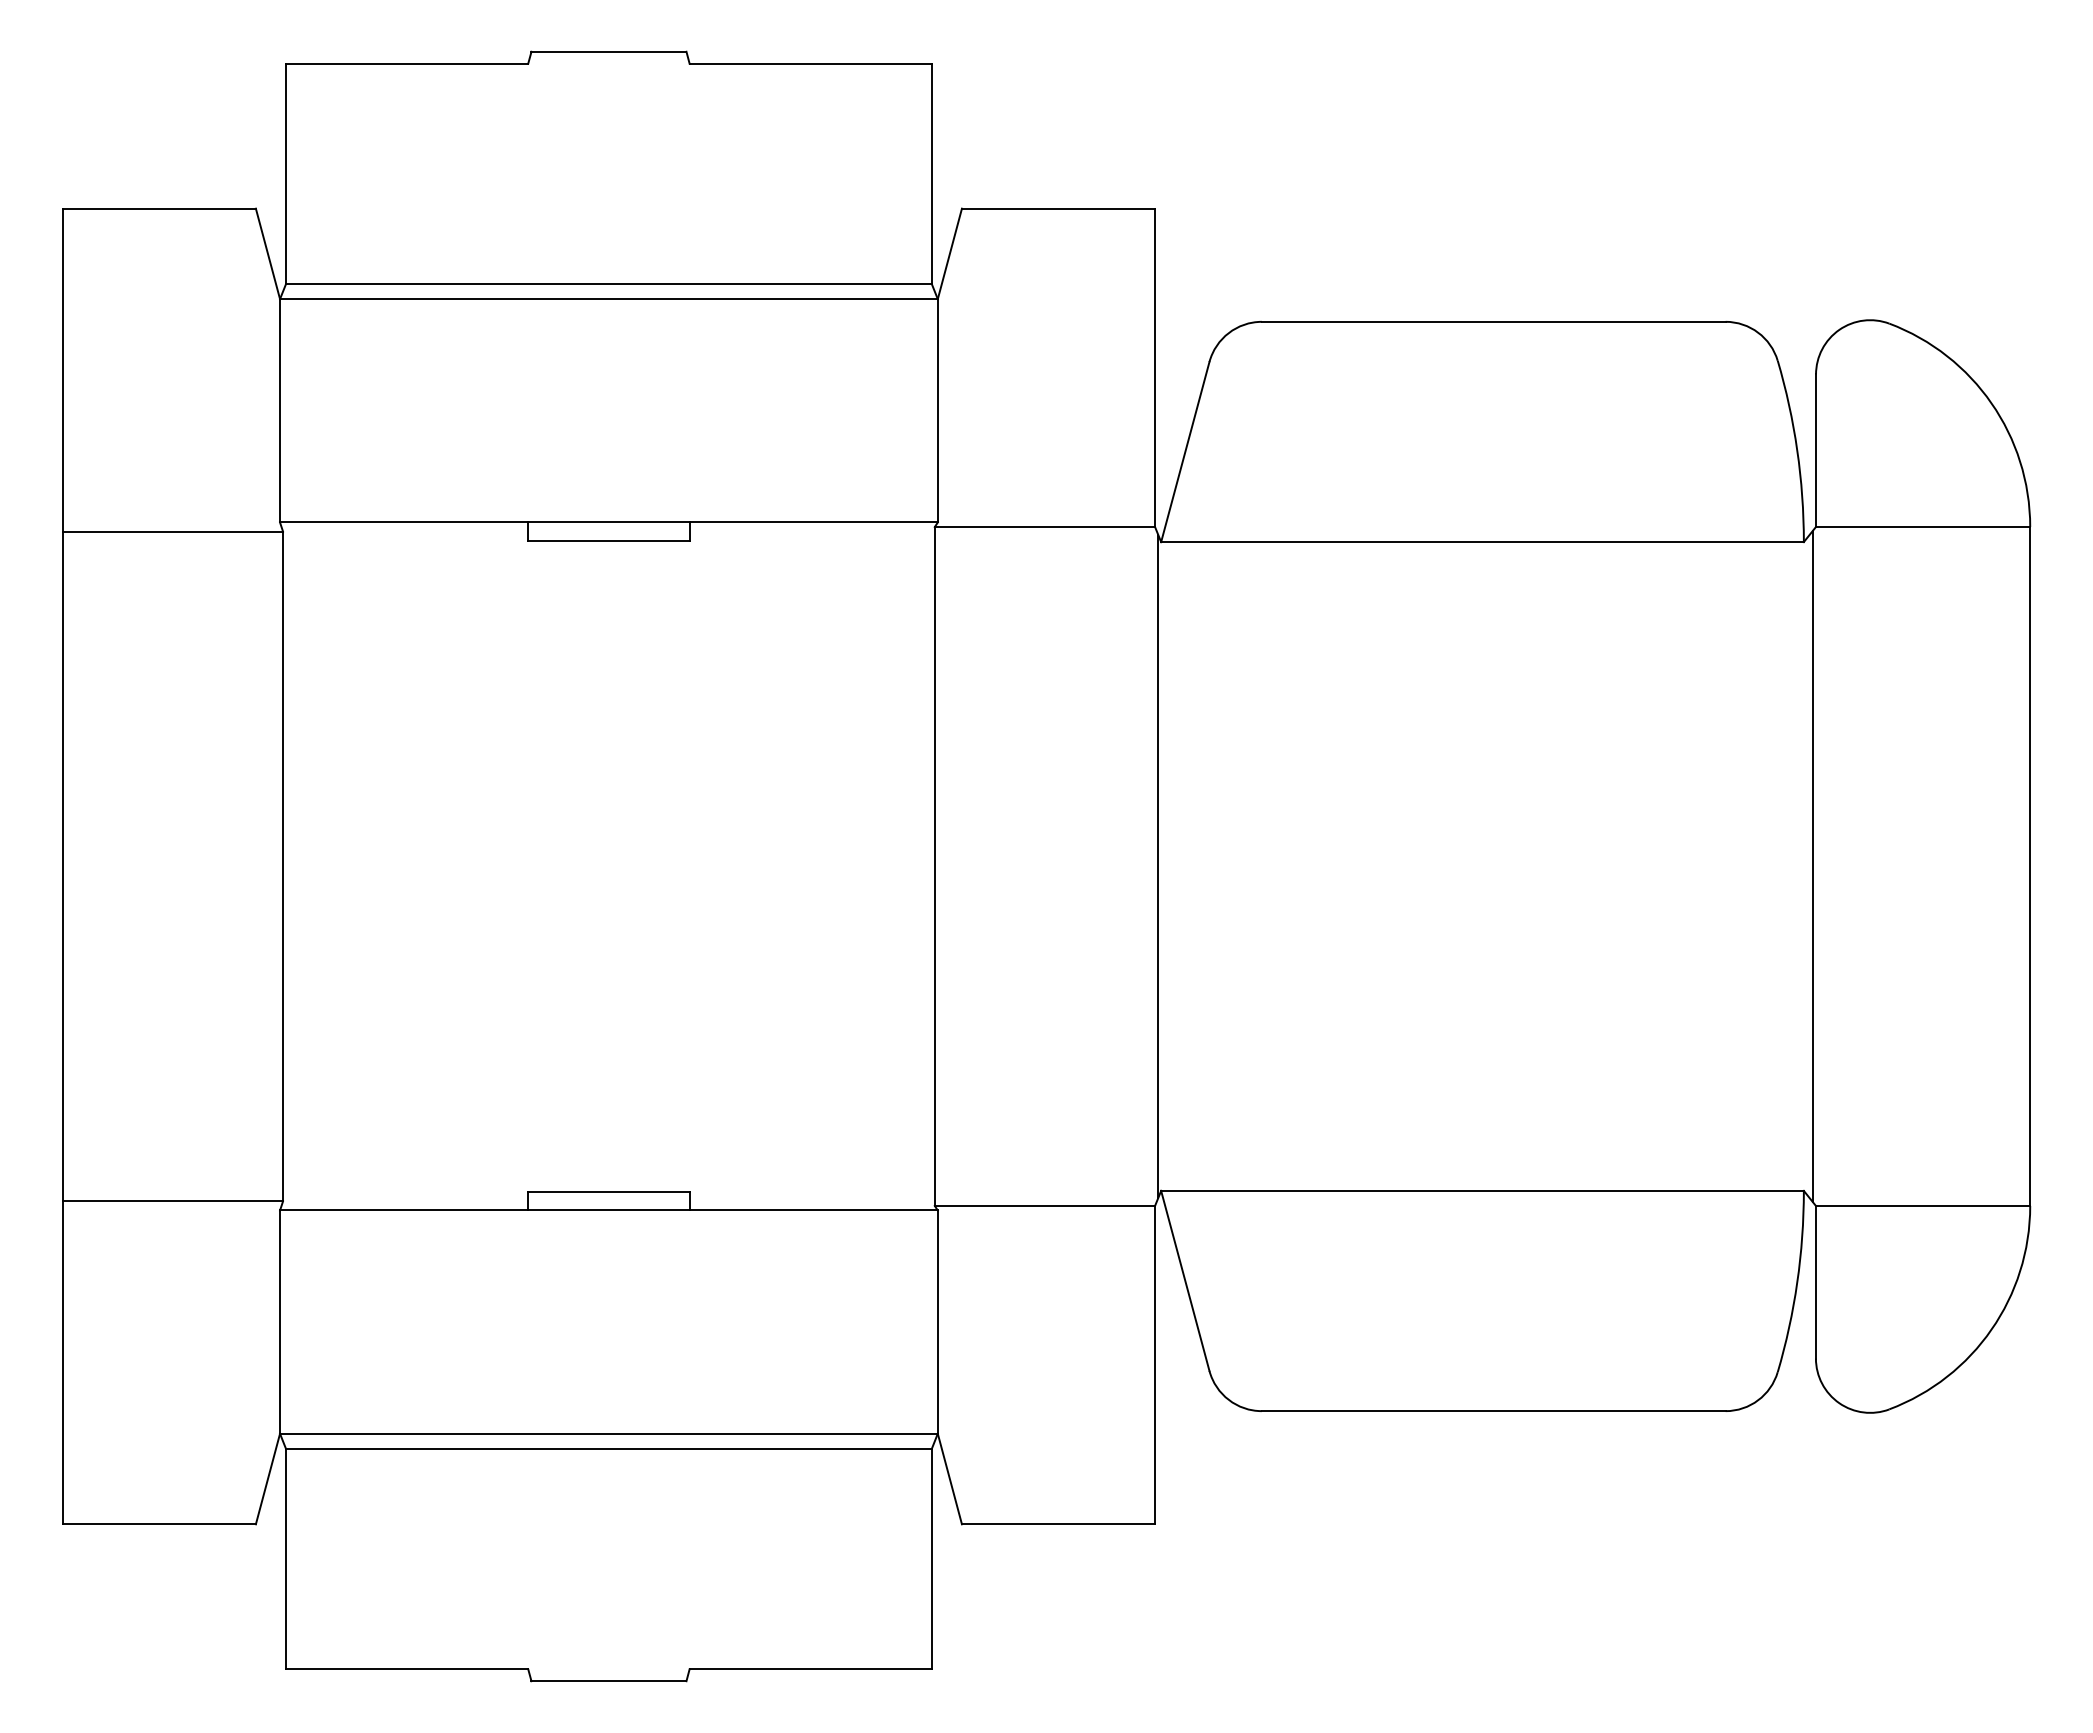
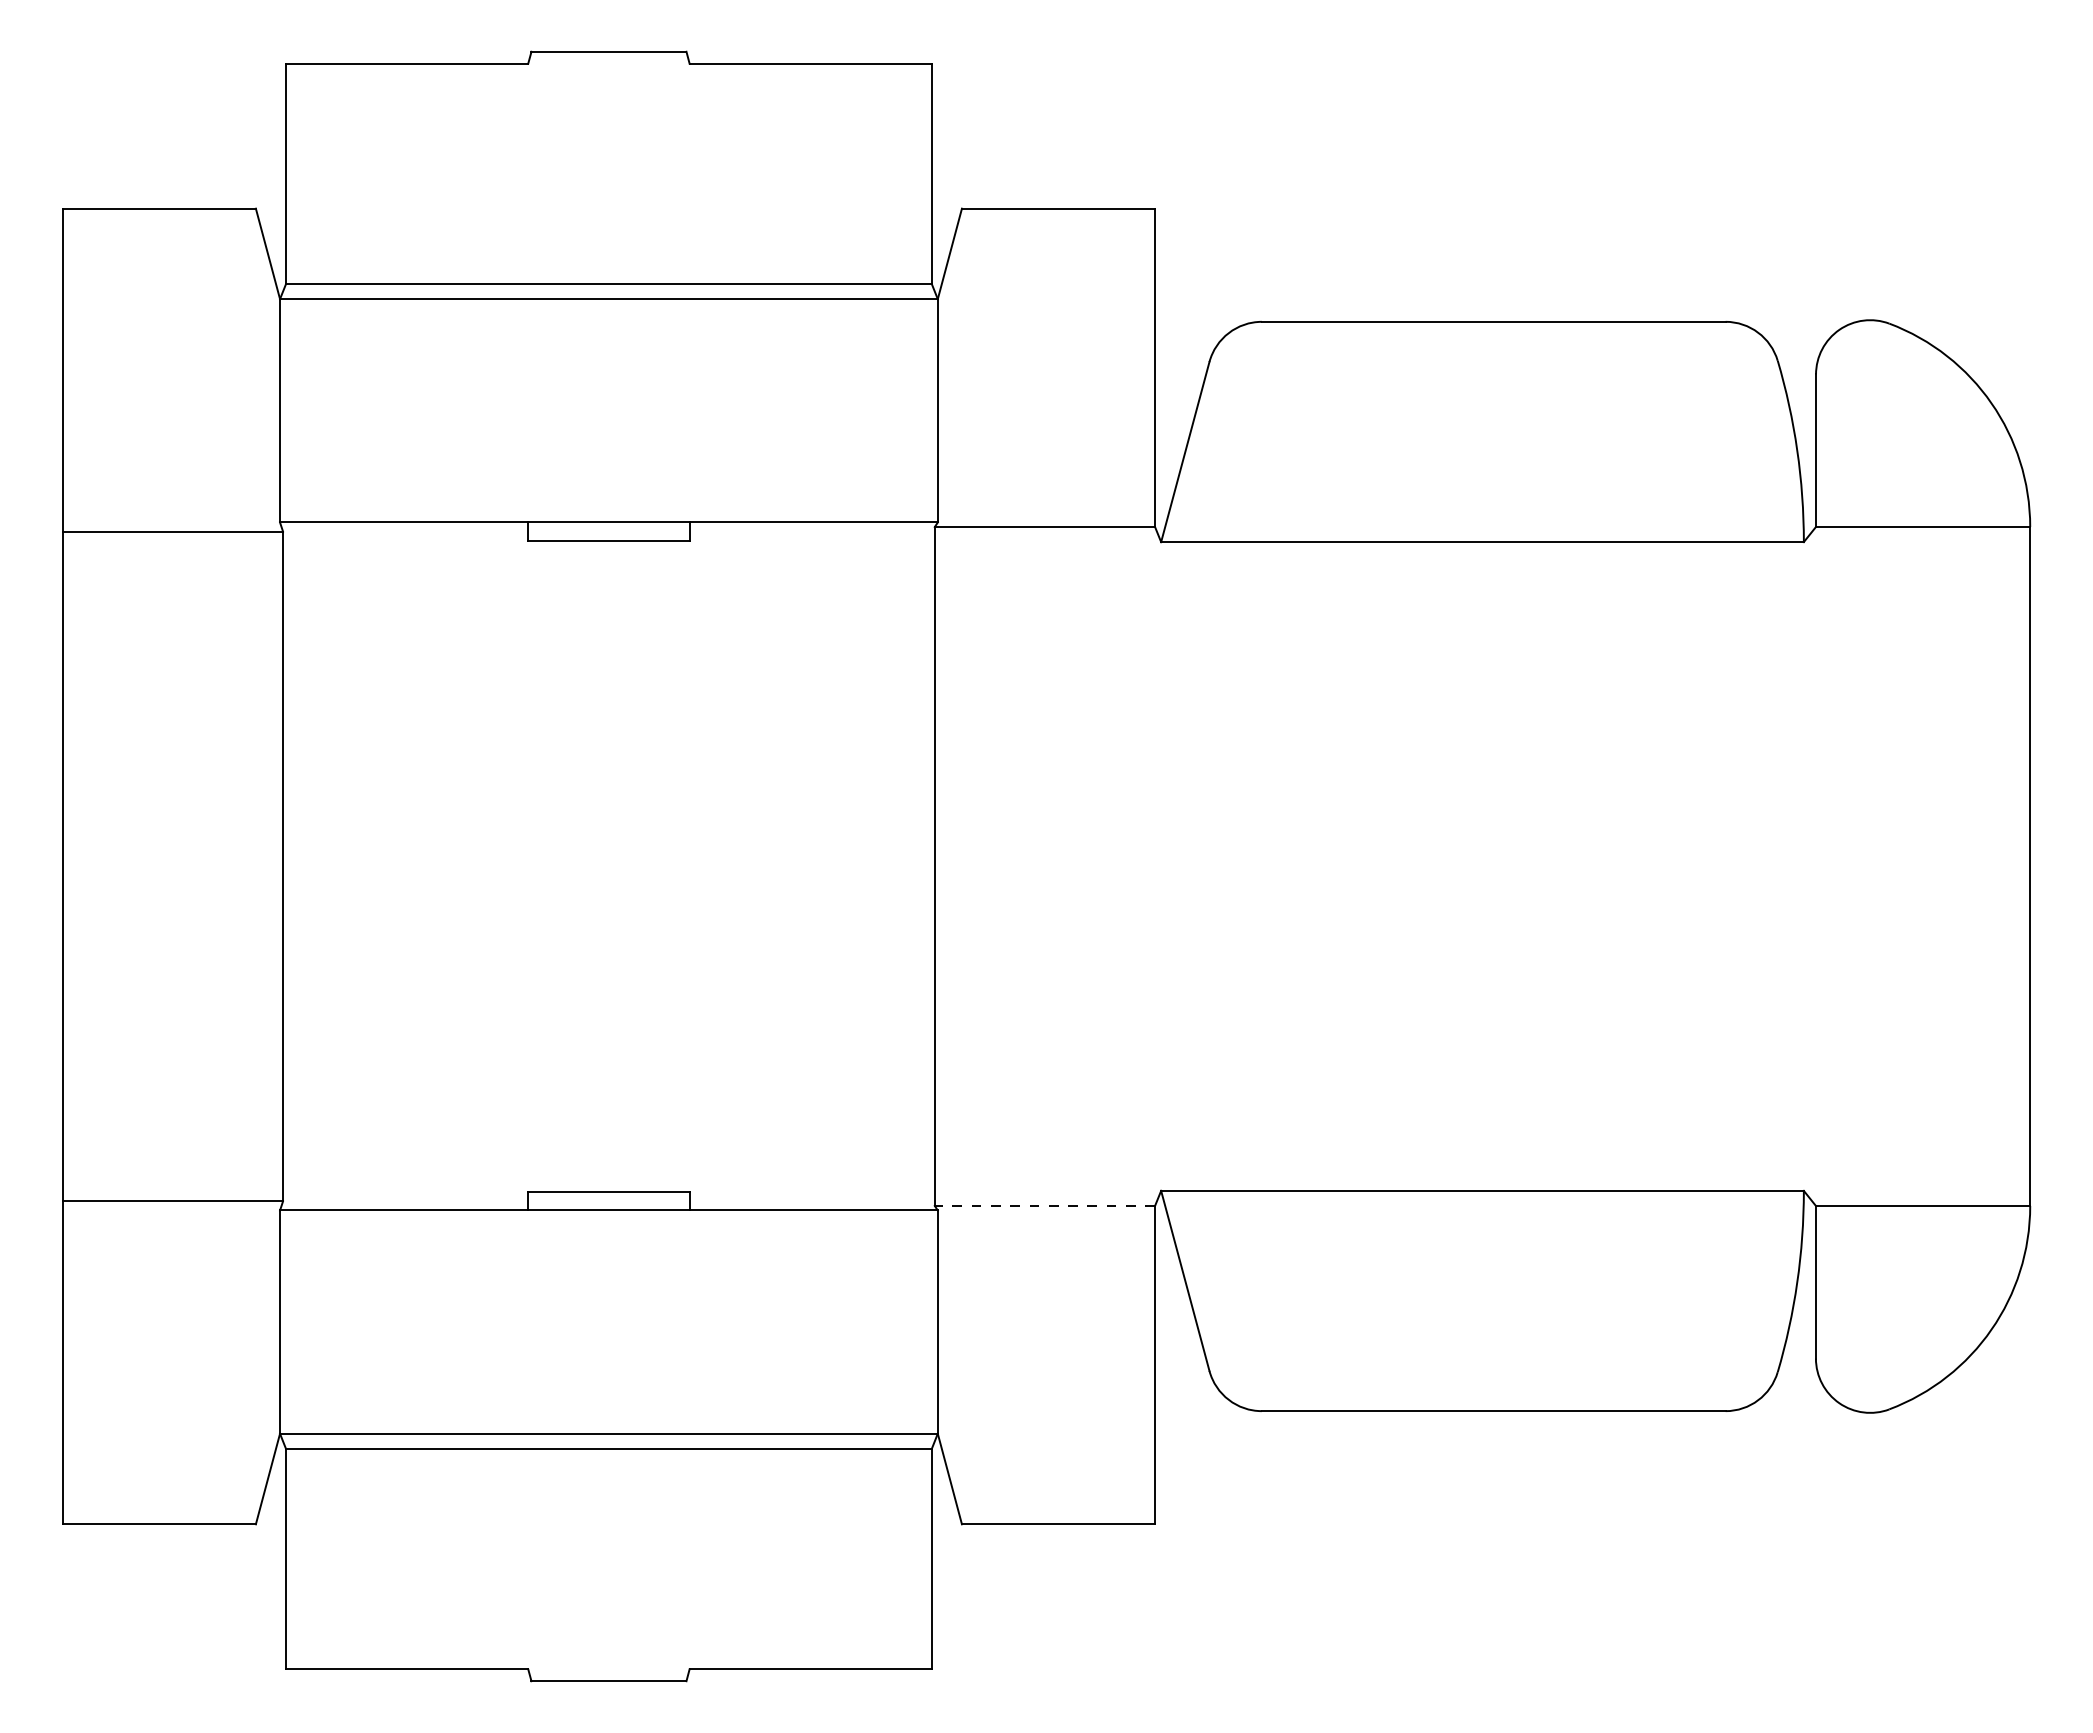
line: present -> none (1158, 866)
line: present -> none (1812, 866)
line: solid -> dashed (1044, 1205)
